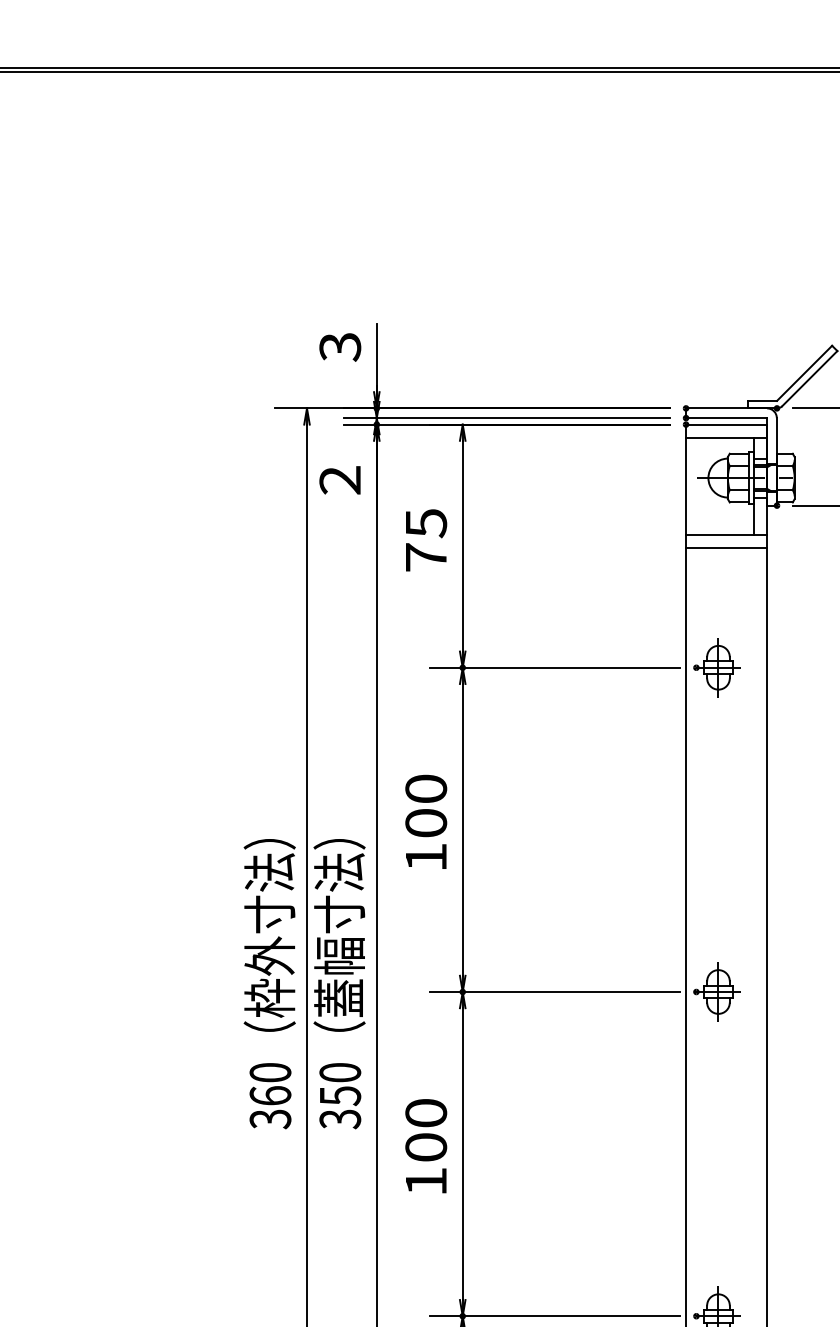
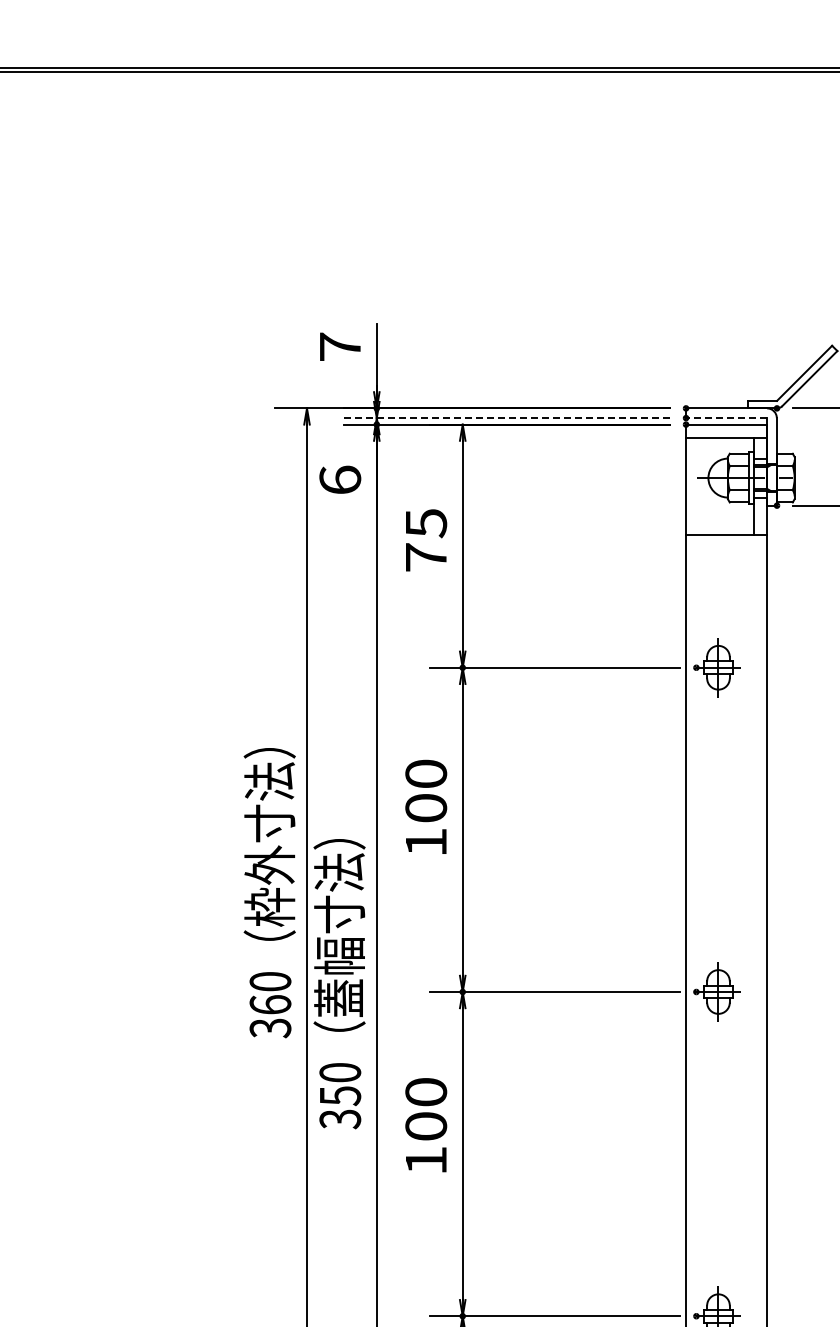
text: 3 -> 7 (340, 346)
line: solid -> dashed (507, 418)
line: solid -> dashed (726, 418)
text: 2 -> 6 (340, 479)
line: present -> none (726, 547)
text position: (426, 821) -> (426, 806) (426, 806)
text position: (269, 984) -> (269, 893) (269, 893)
text position: (426, 1146) -> (426, 1125) (426, 1125)
